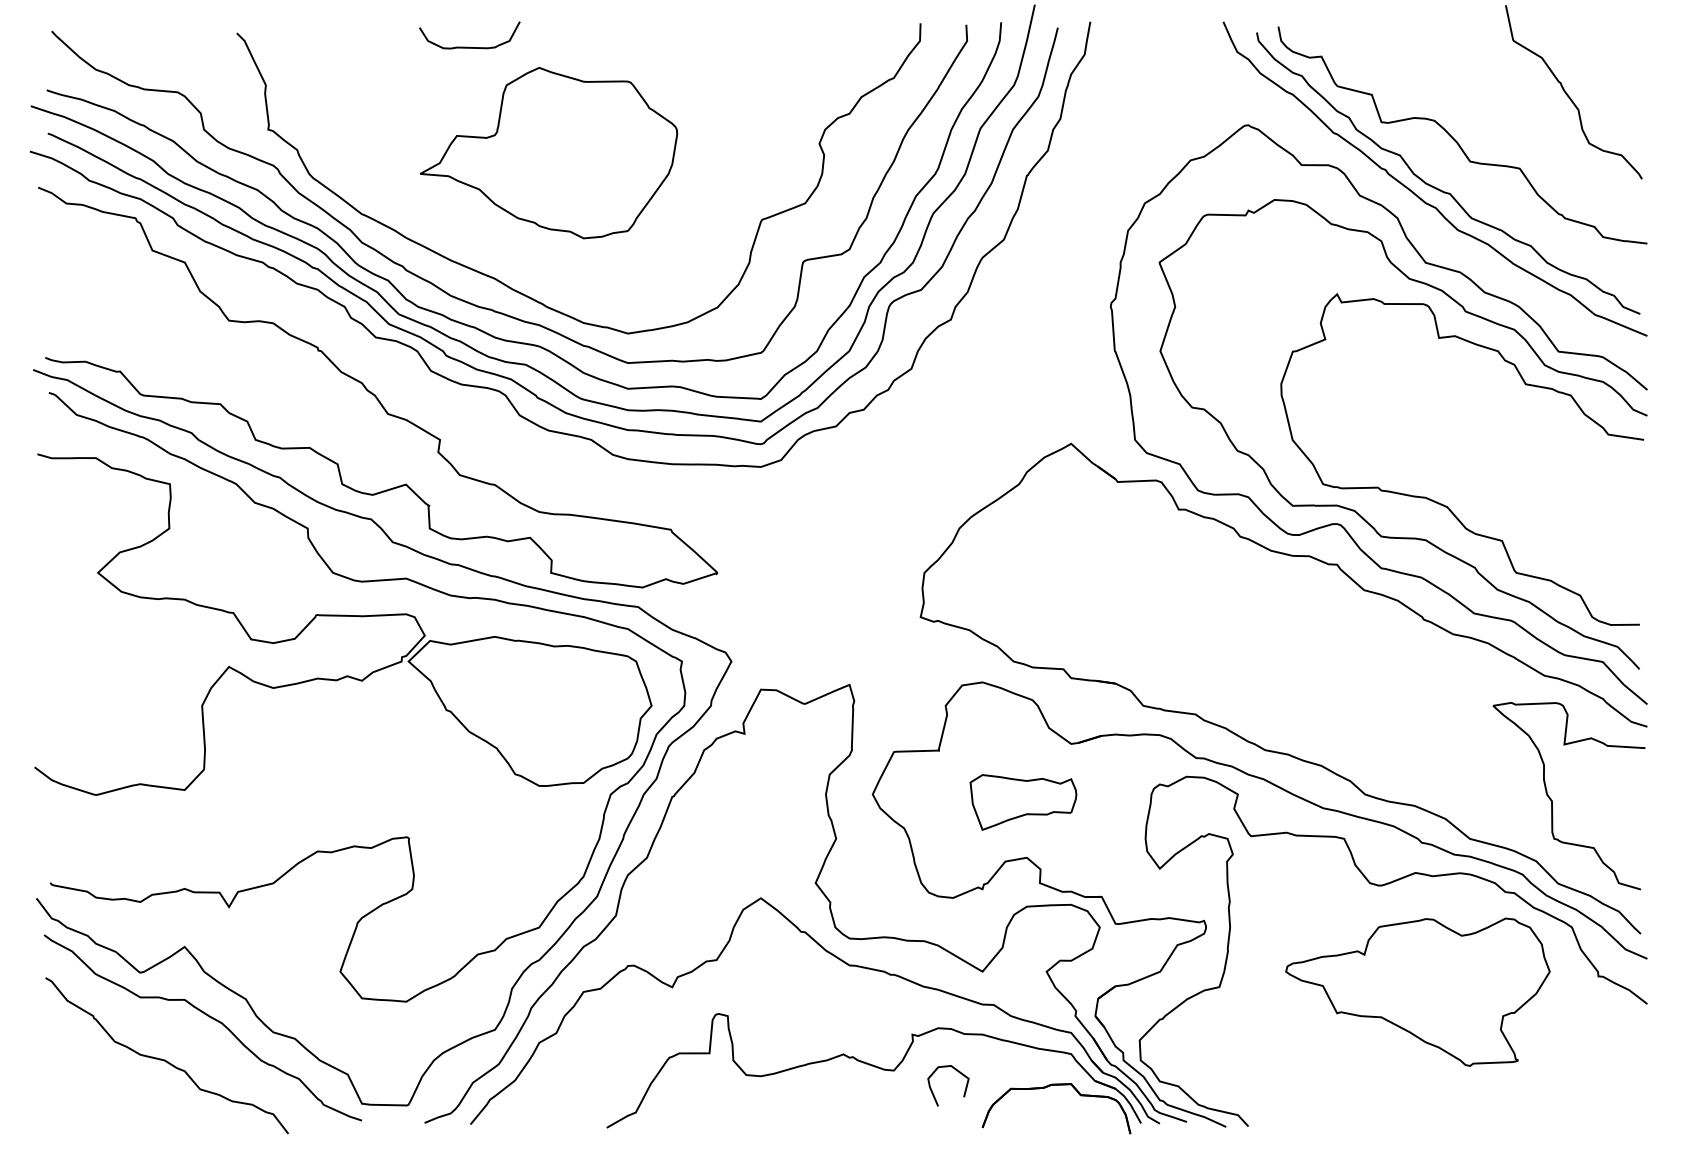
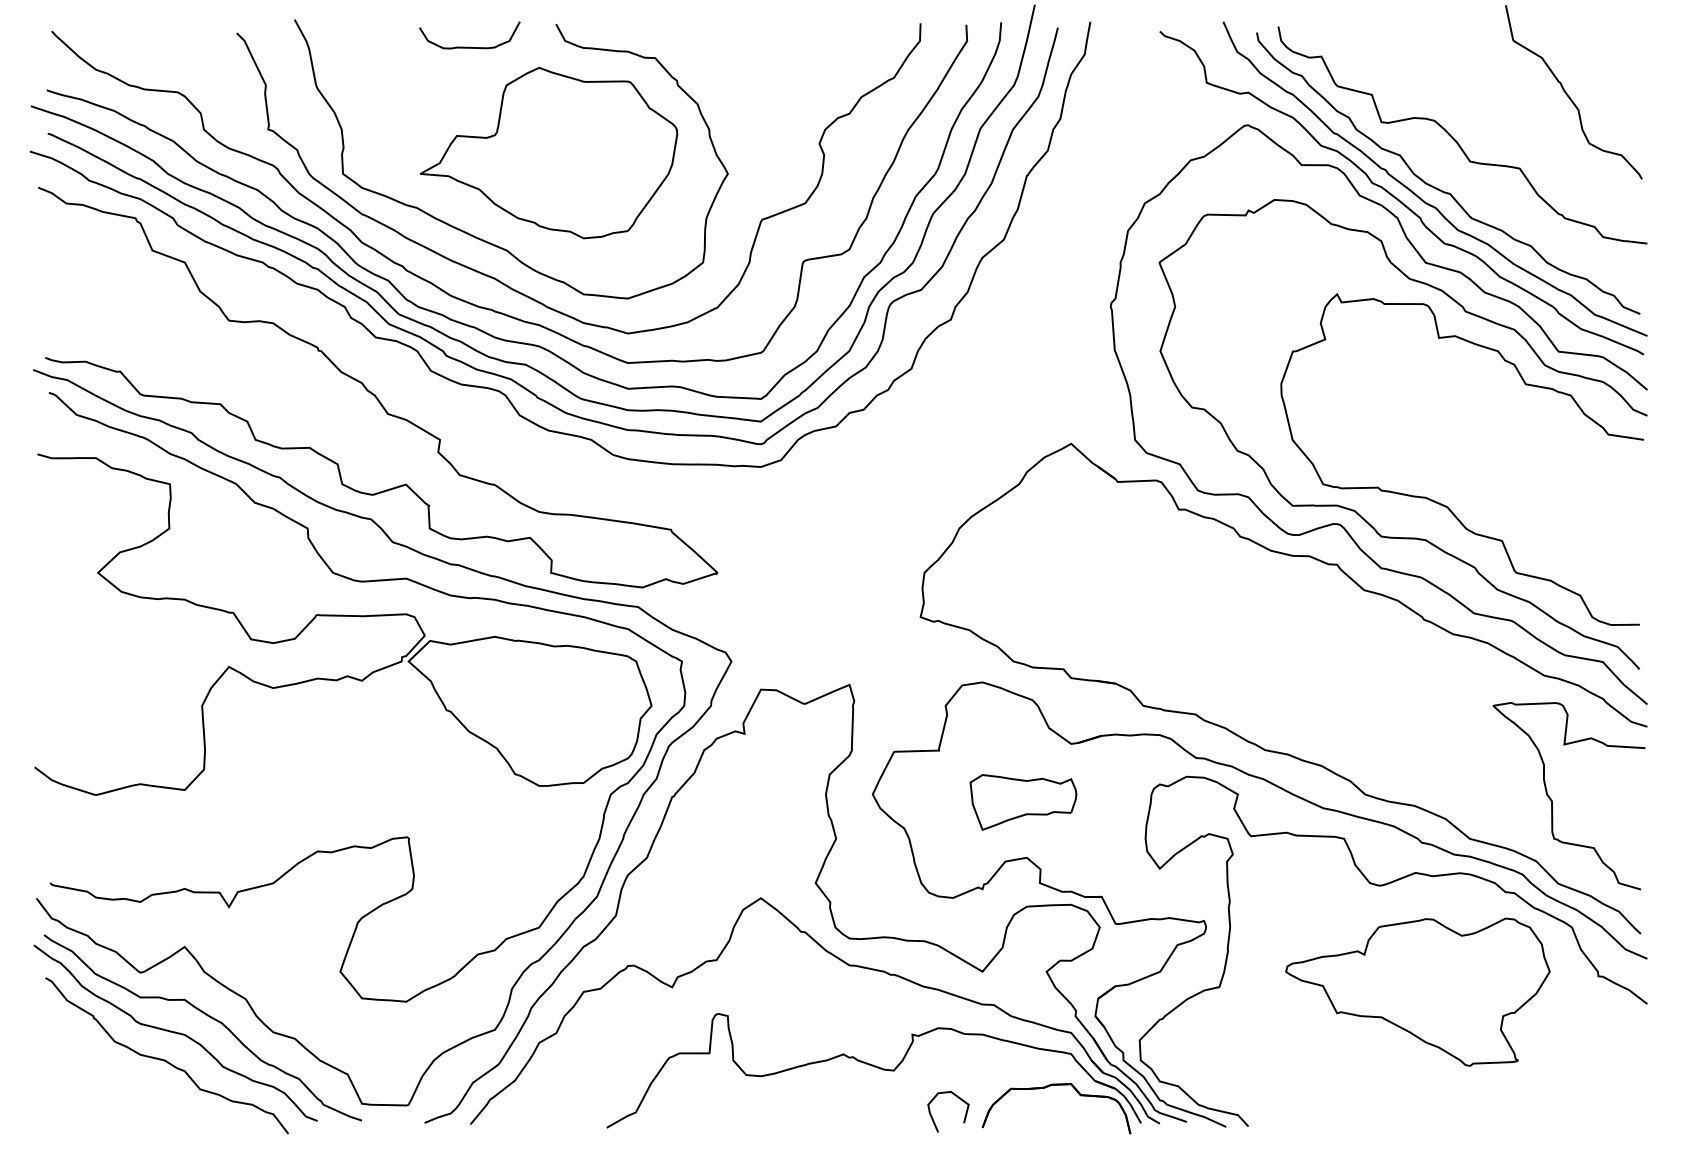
curve: none -> present (1398, 198)
curve: none -> present (481, 238)
curve: none -> present (175, 1032)
curve position: (959, 1073) -> (959, 1099) (959, 1099)
